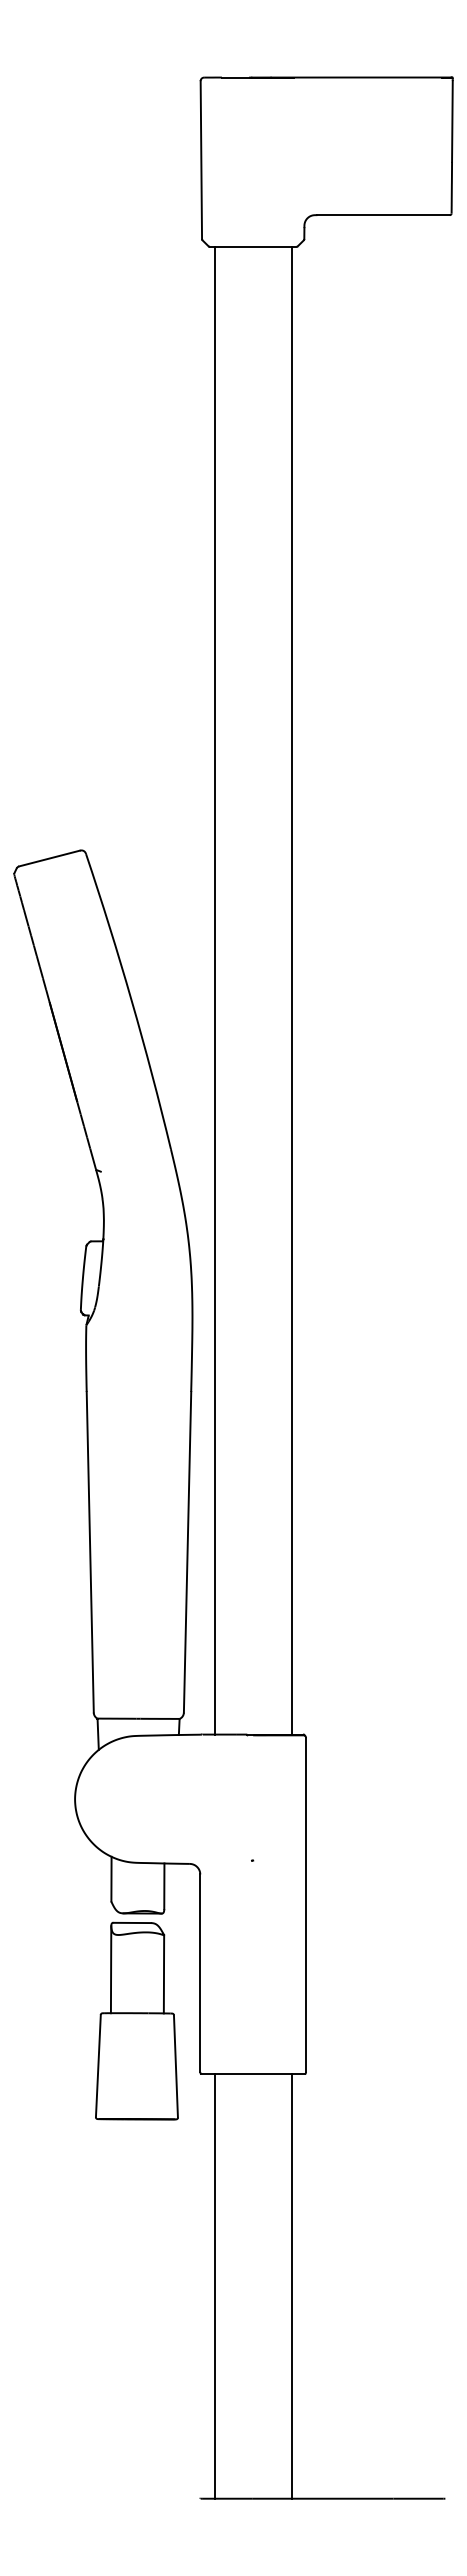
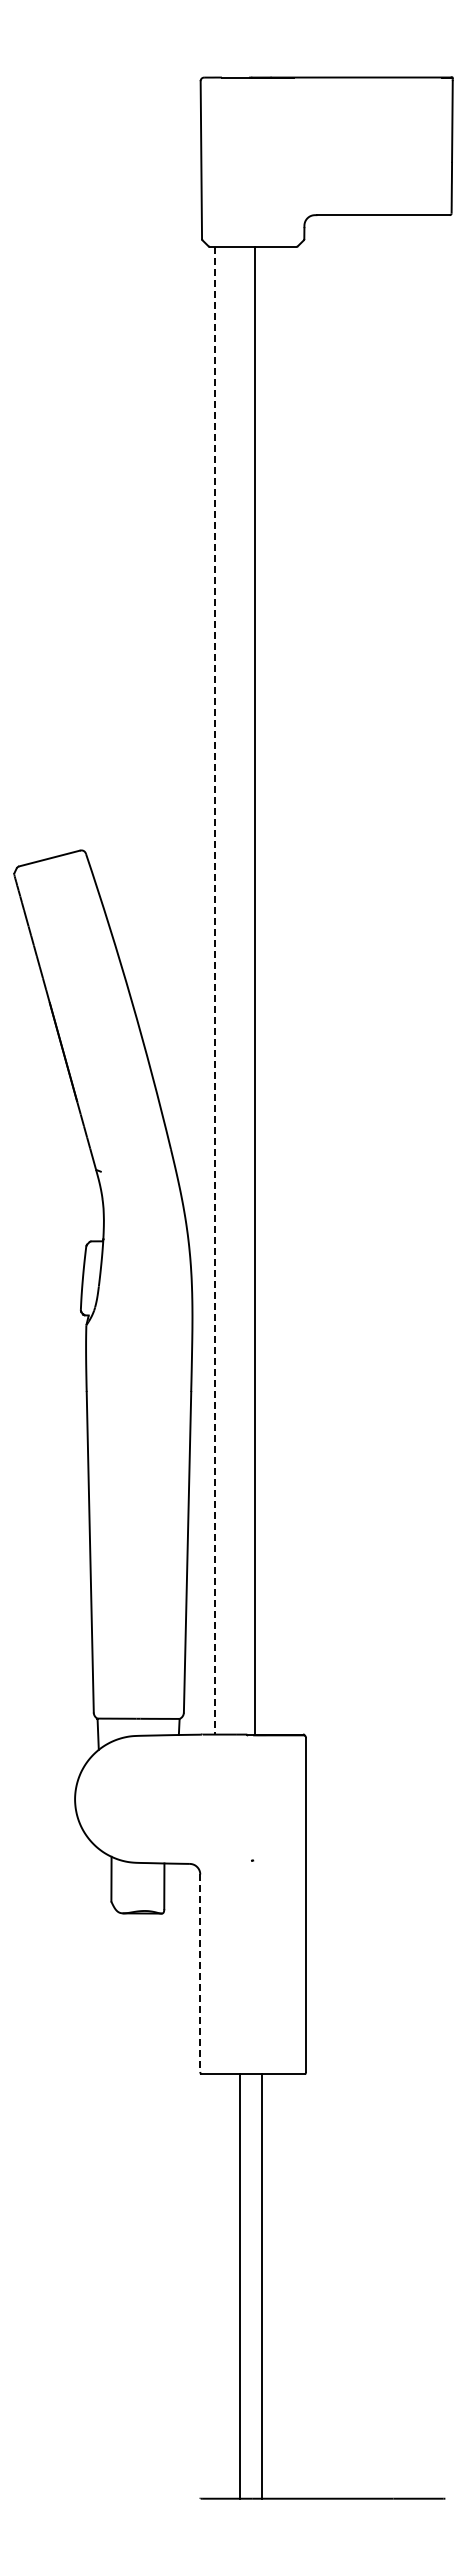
line: solid -> dashed (214, 990)
line position: (291, 990) -> (254, 990) (254, 990)
line: solid -> dashed (200, 1973)
part: present -> none (136, 2020)
line position: (214, 2286) -> (239, 2286) (239, 2286)
line position: (291, 2286) -> (261, 2286) (261, 2286)
